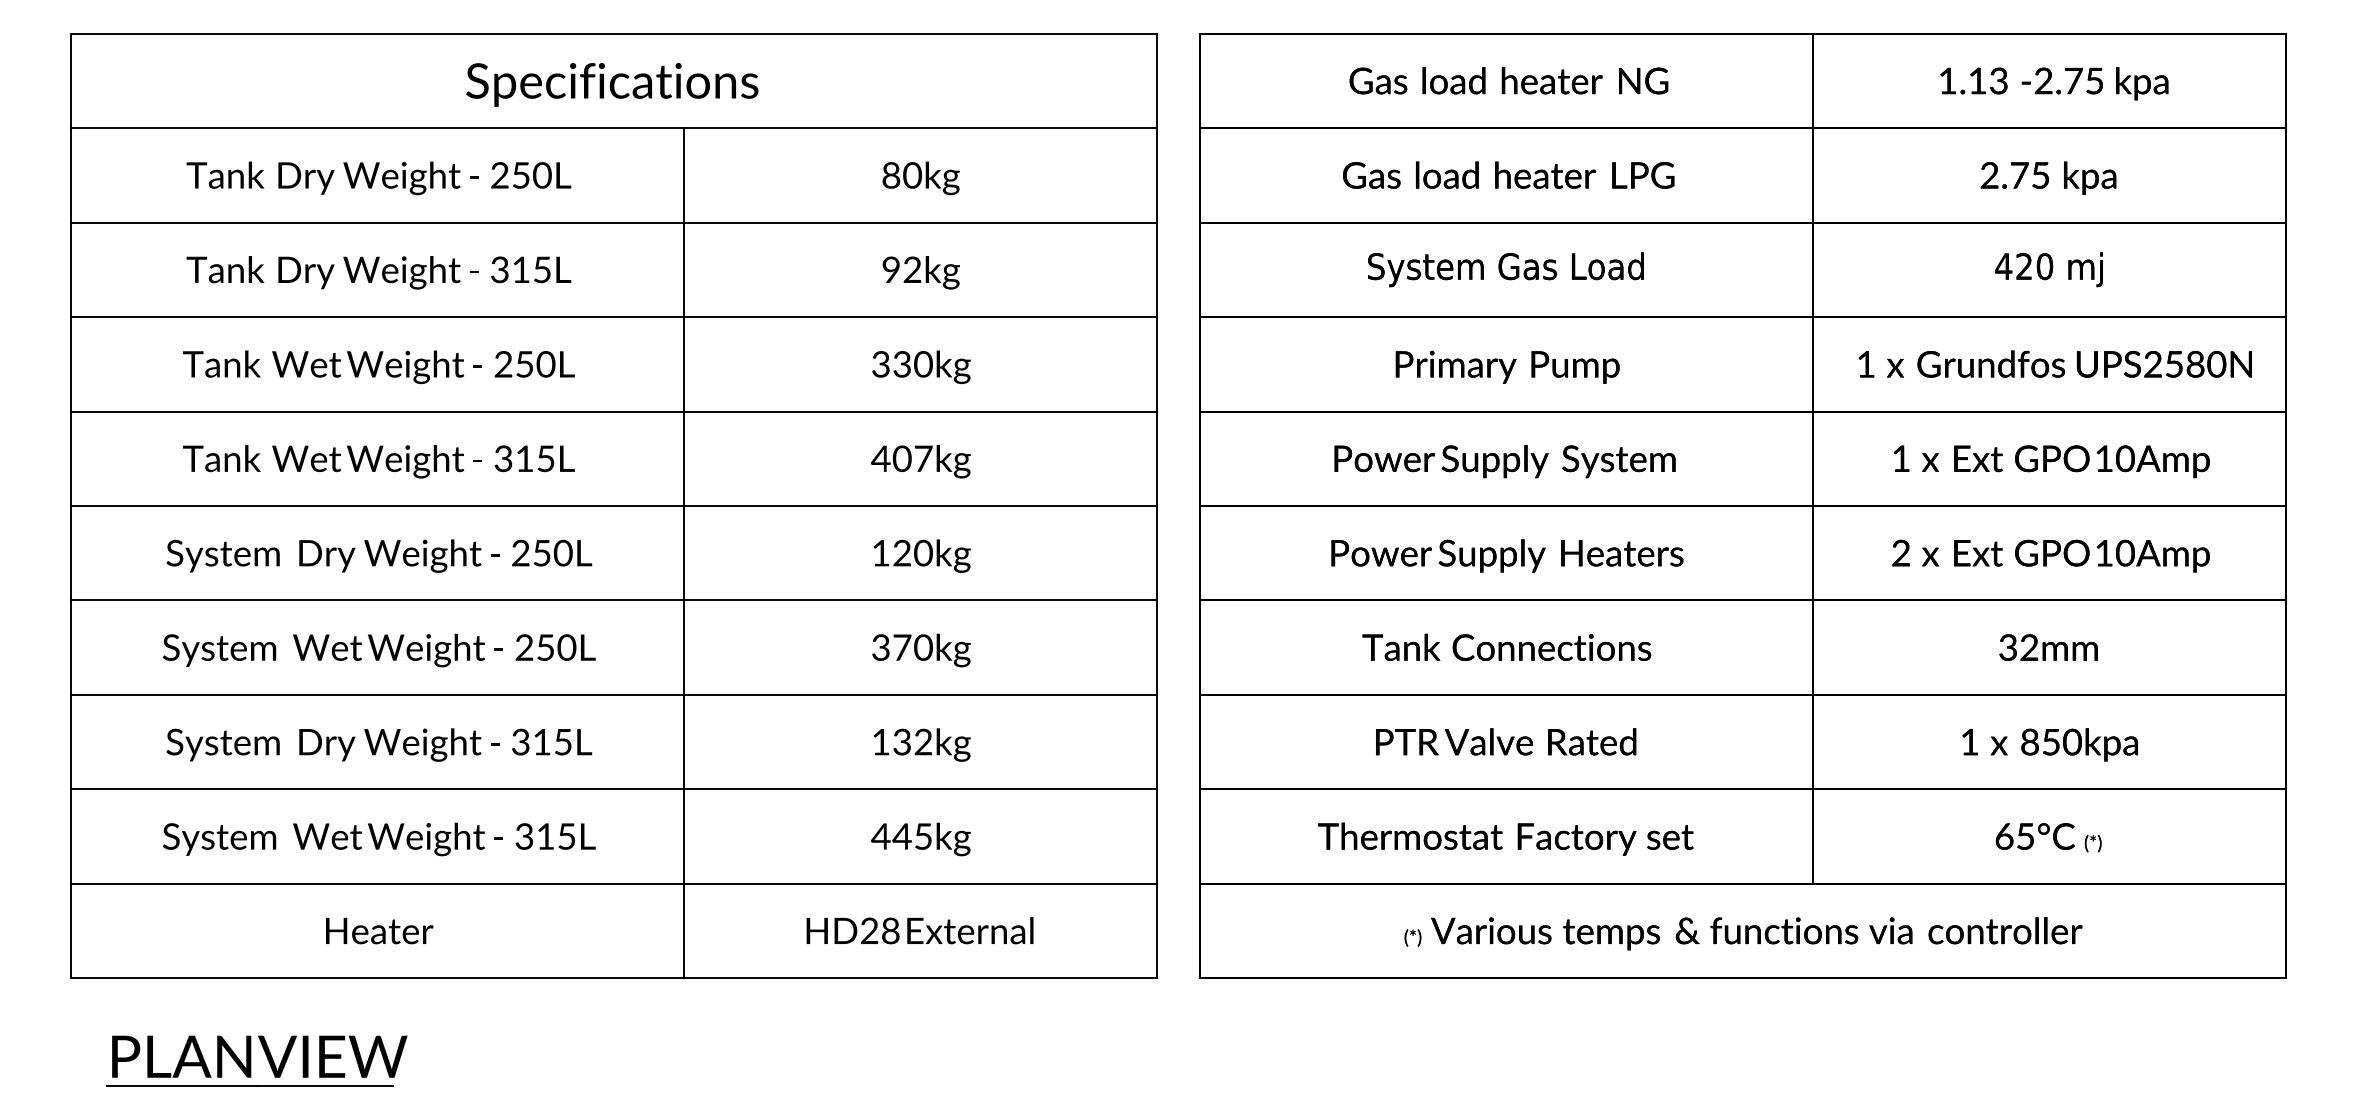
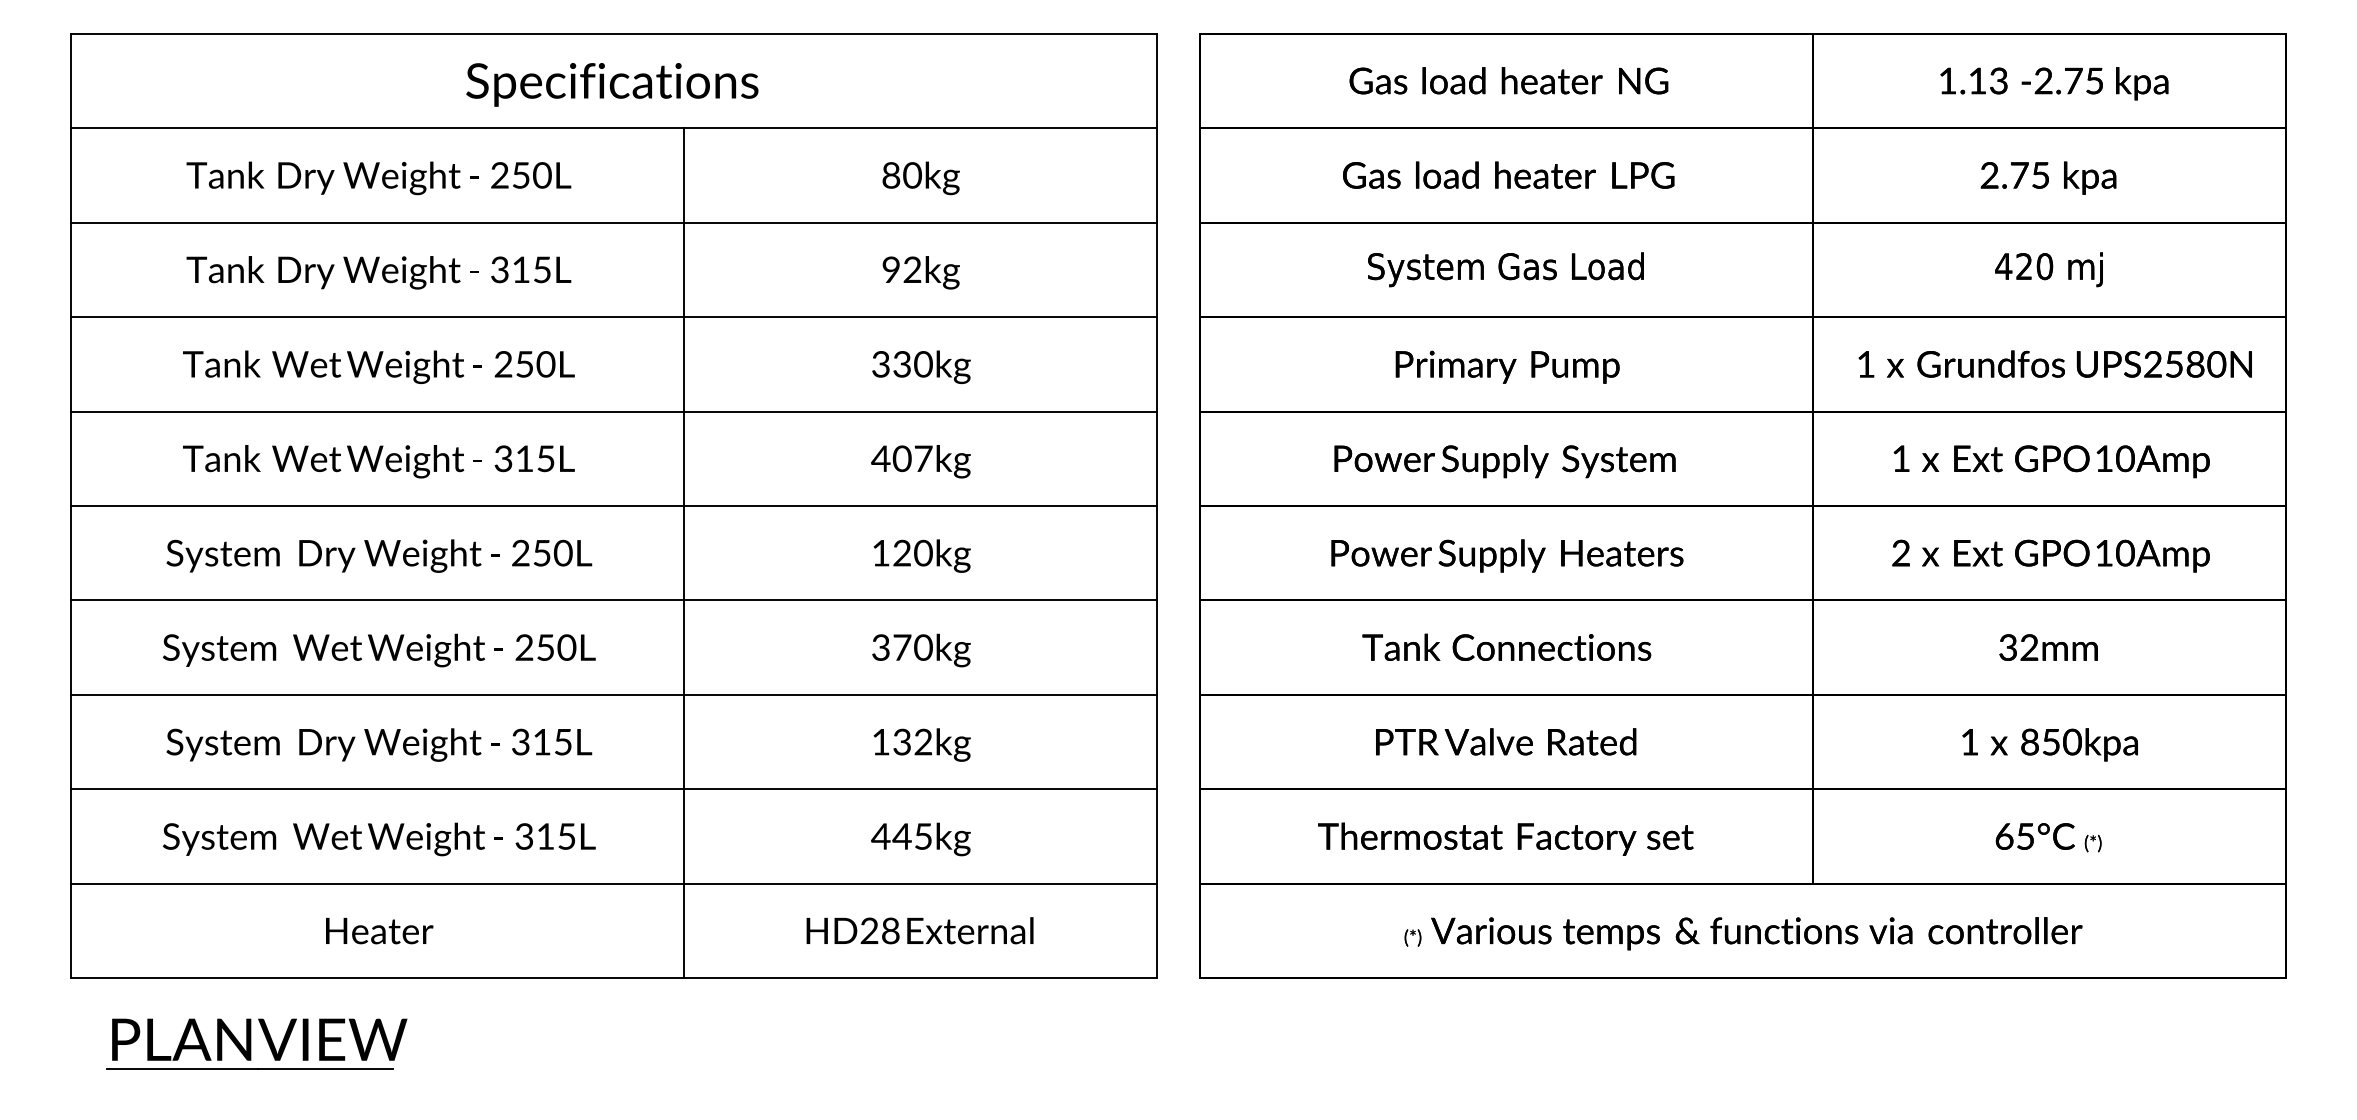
part position: (256, 1060) -> (256, 1043) (256, 1043)
